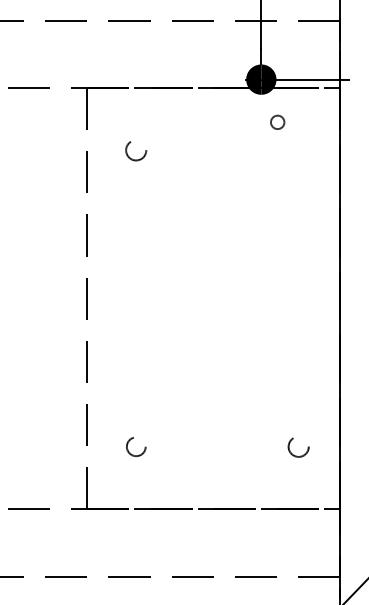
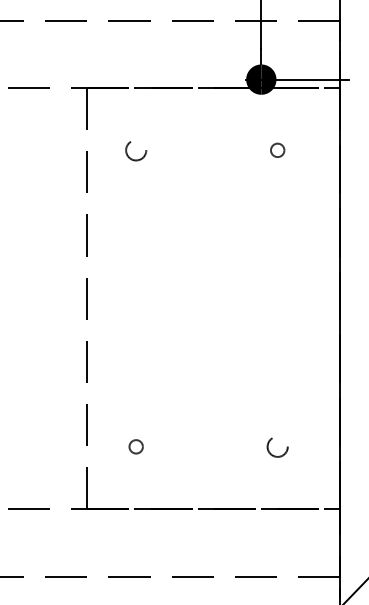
circle position: (277, 121) -> (277, 149) (277, 149)
circle size: 21x22 px -> 16x16 px (135, 446)
circle position: (298, 447) -> (277, 447) (277, 447)
